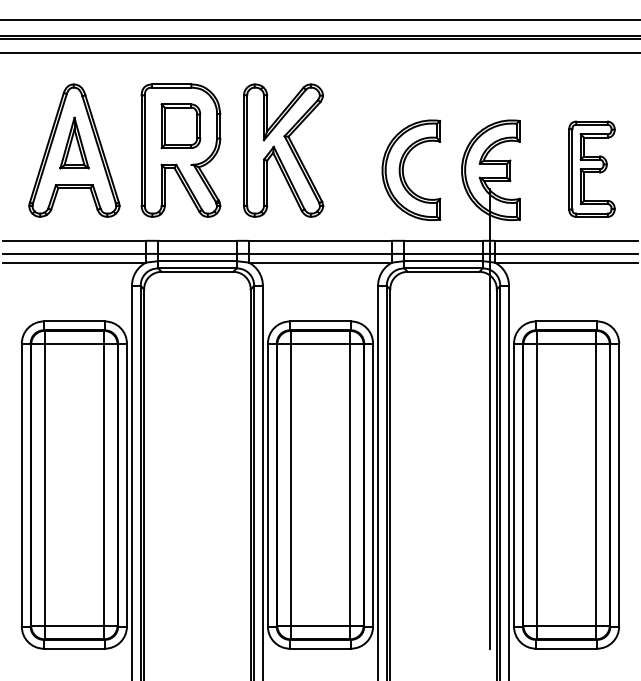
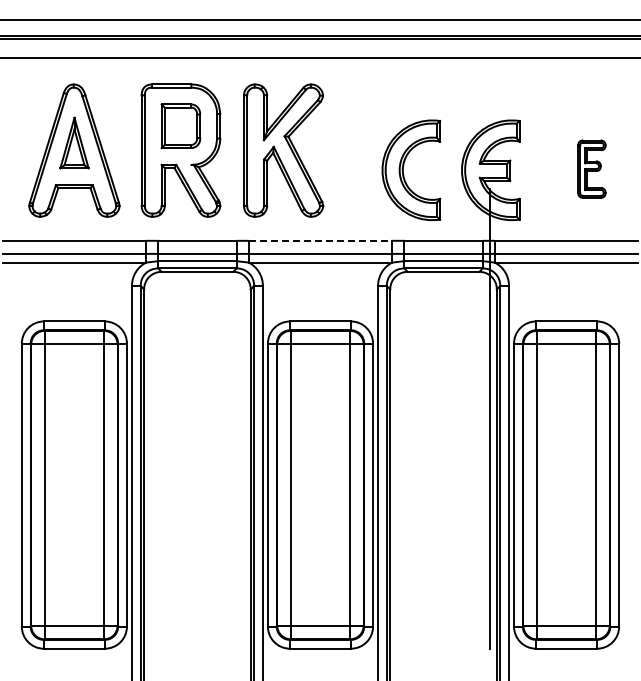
line position: (319, 52) -> (319, 57) (319, 57)
part size: 48x98 px -> 30x60 px (591, 168)
line: solid -> dashed (320, 240)
